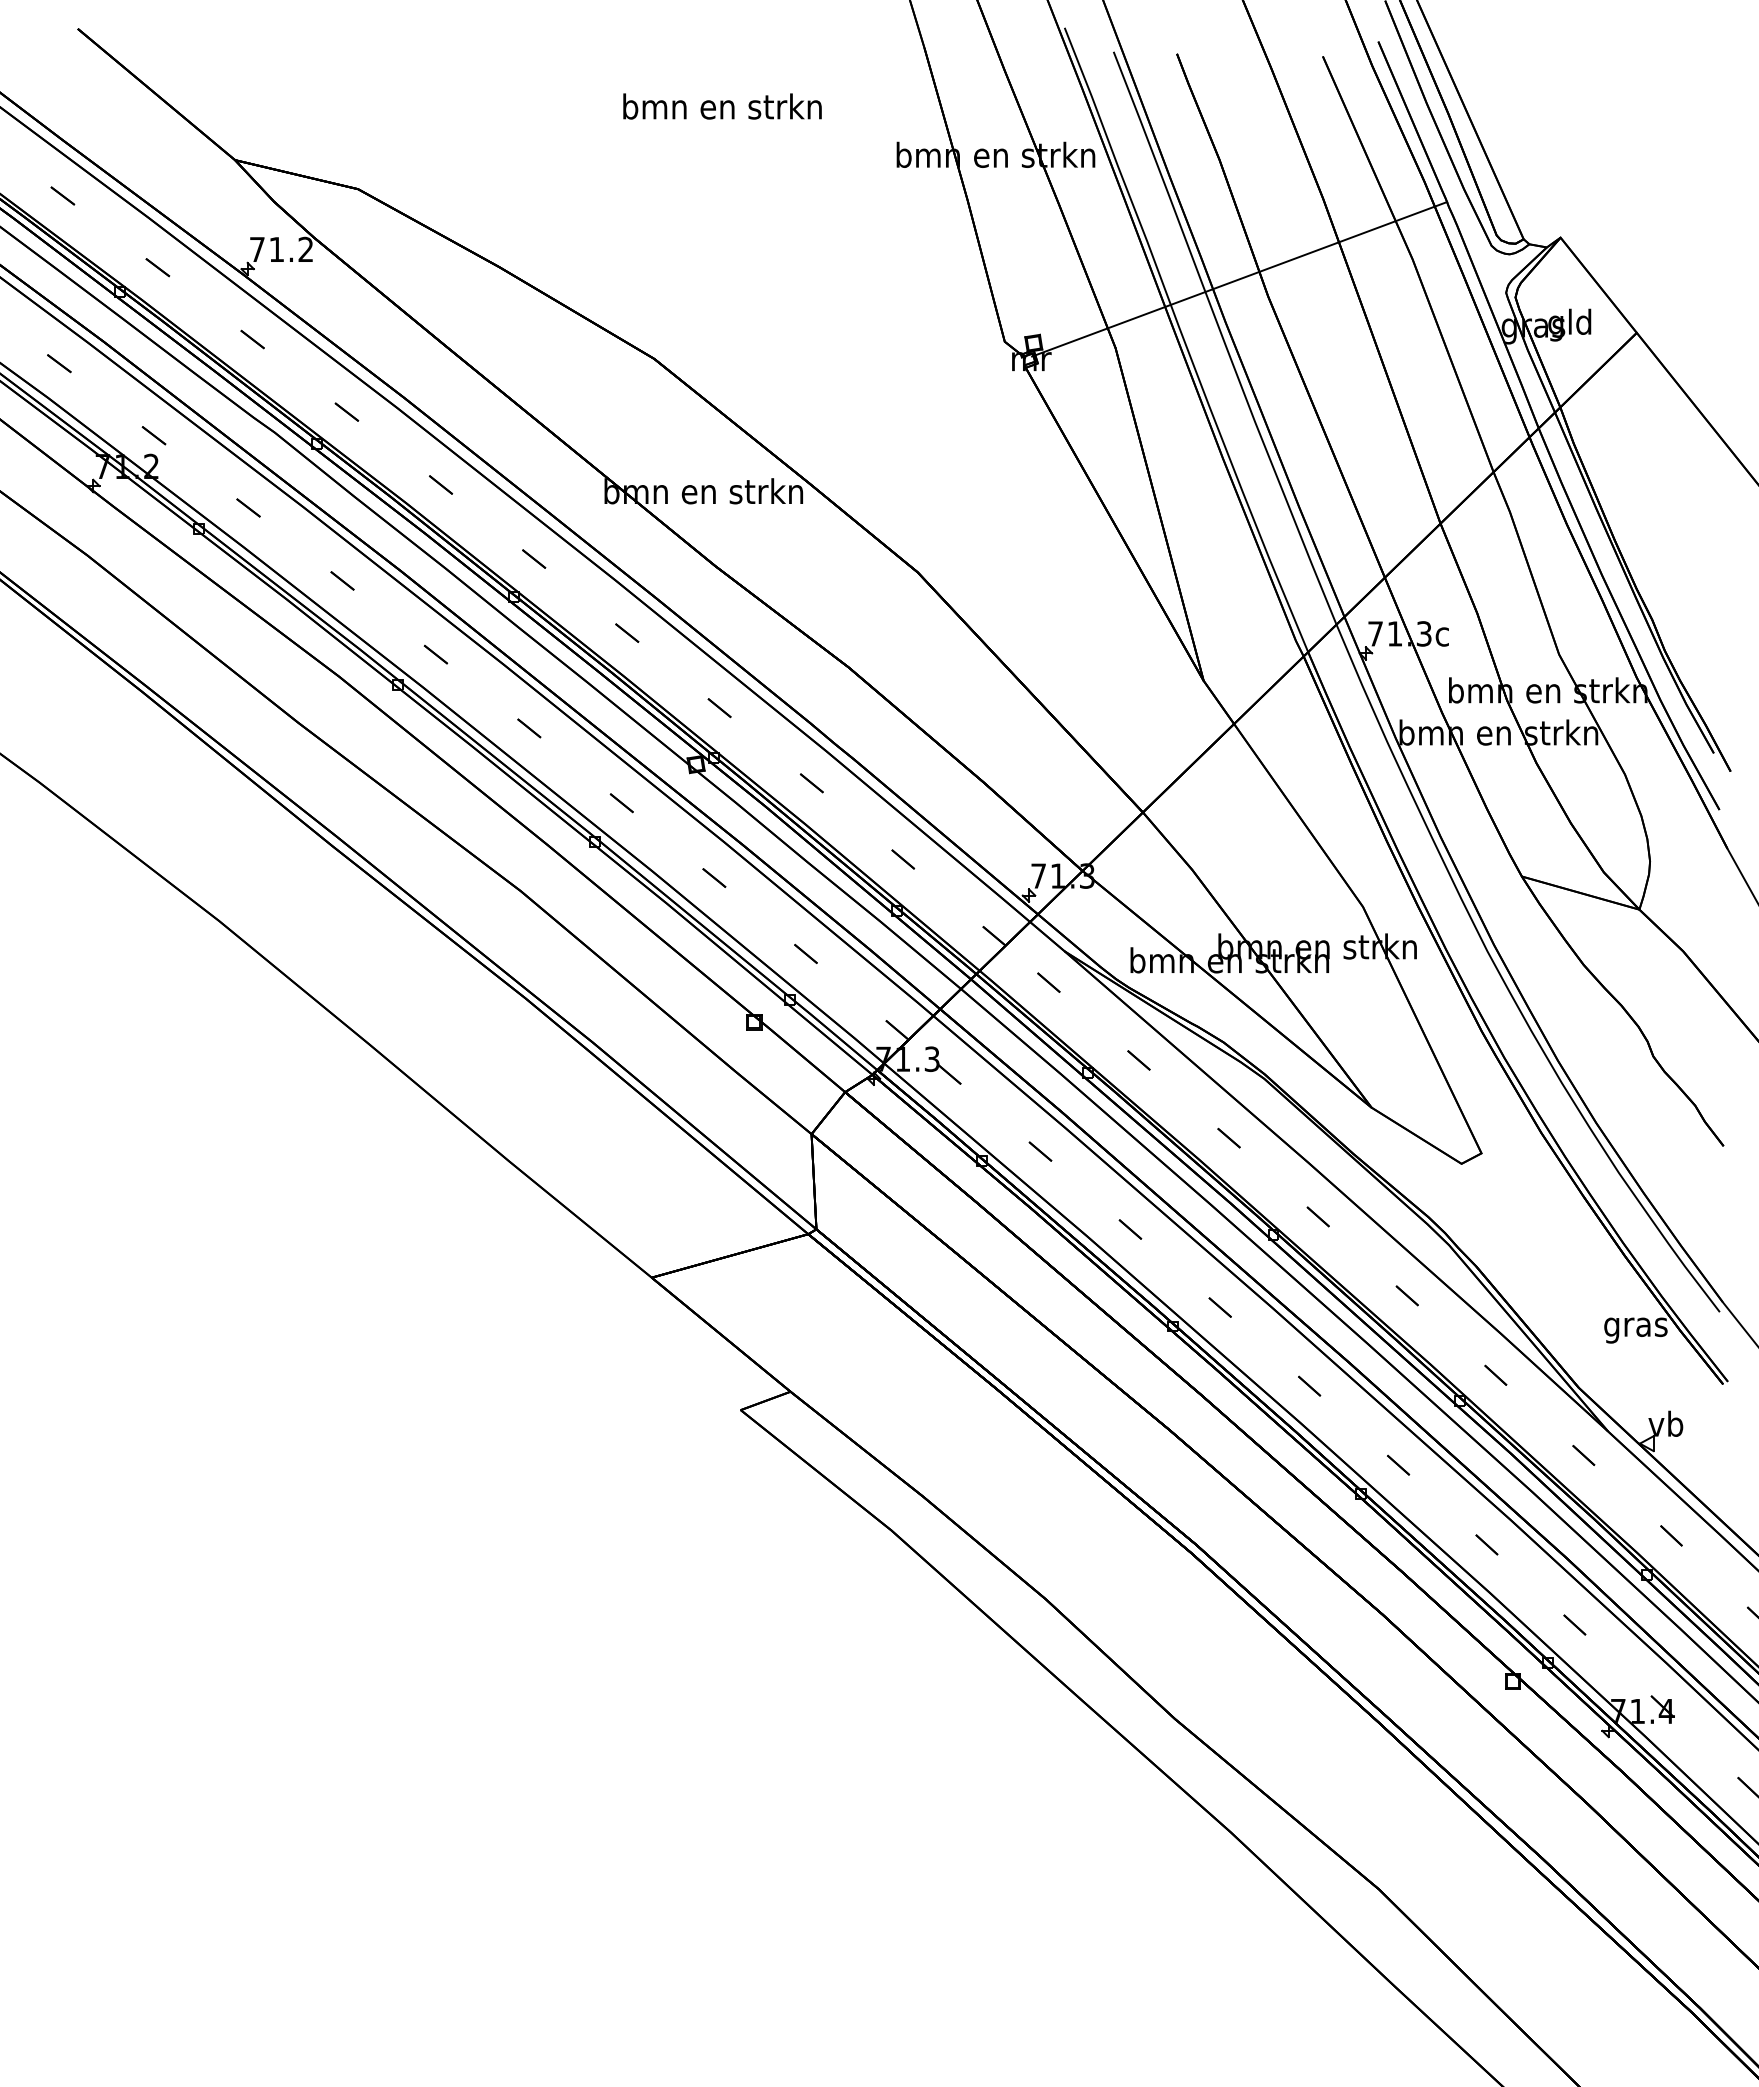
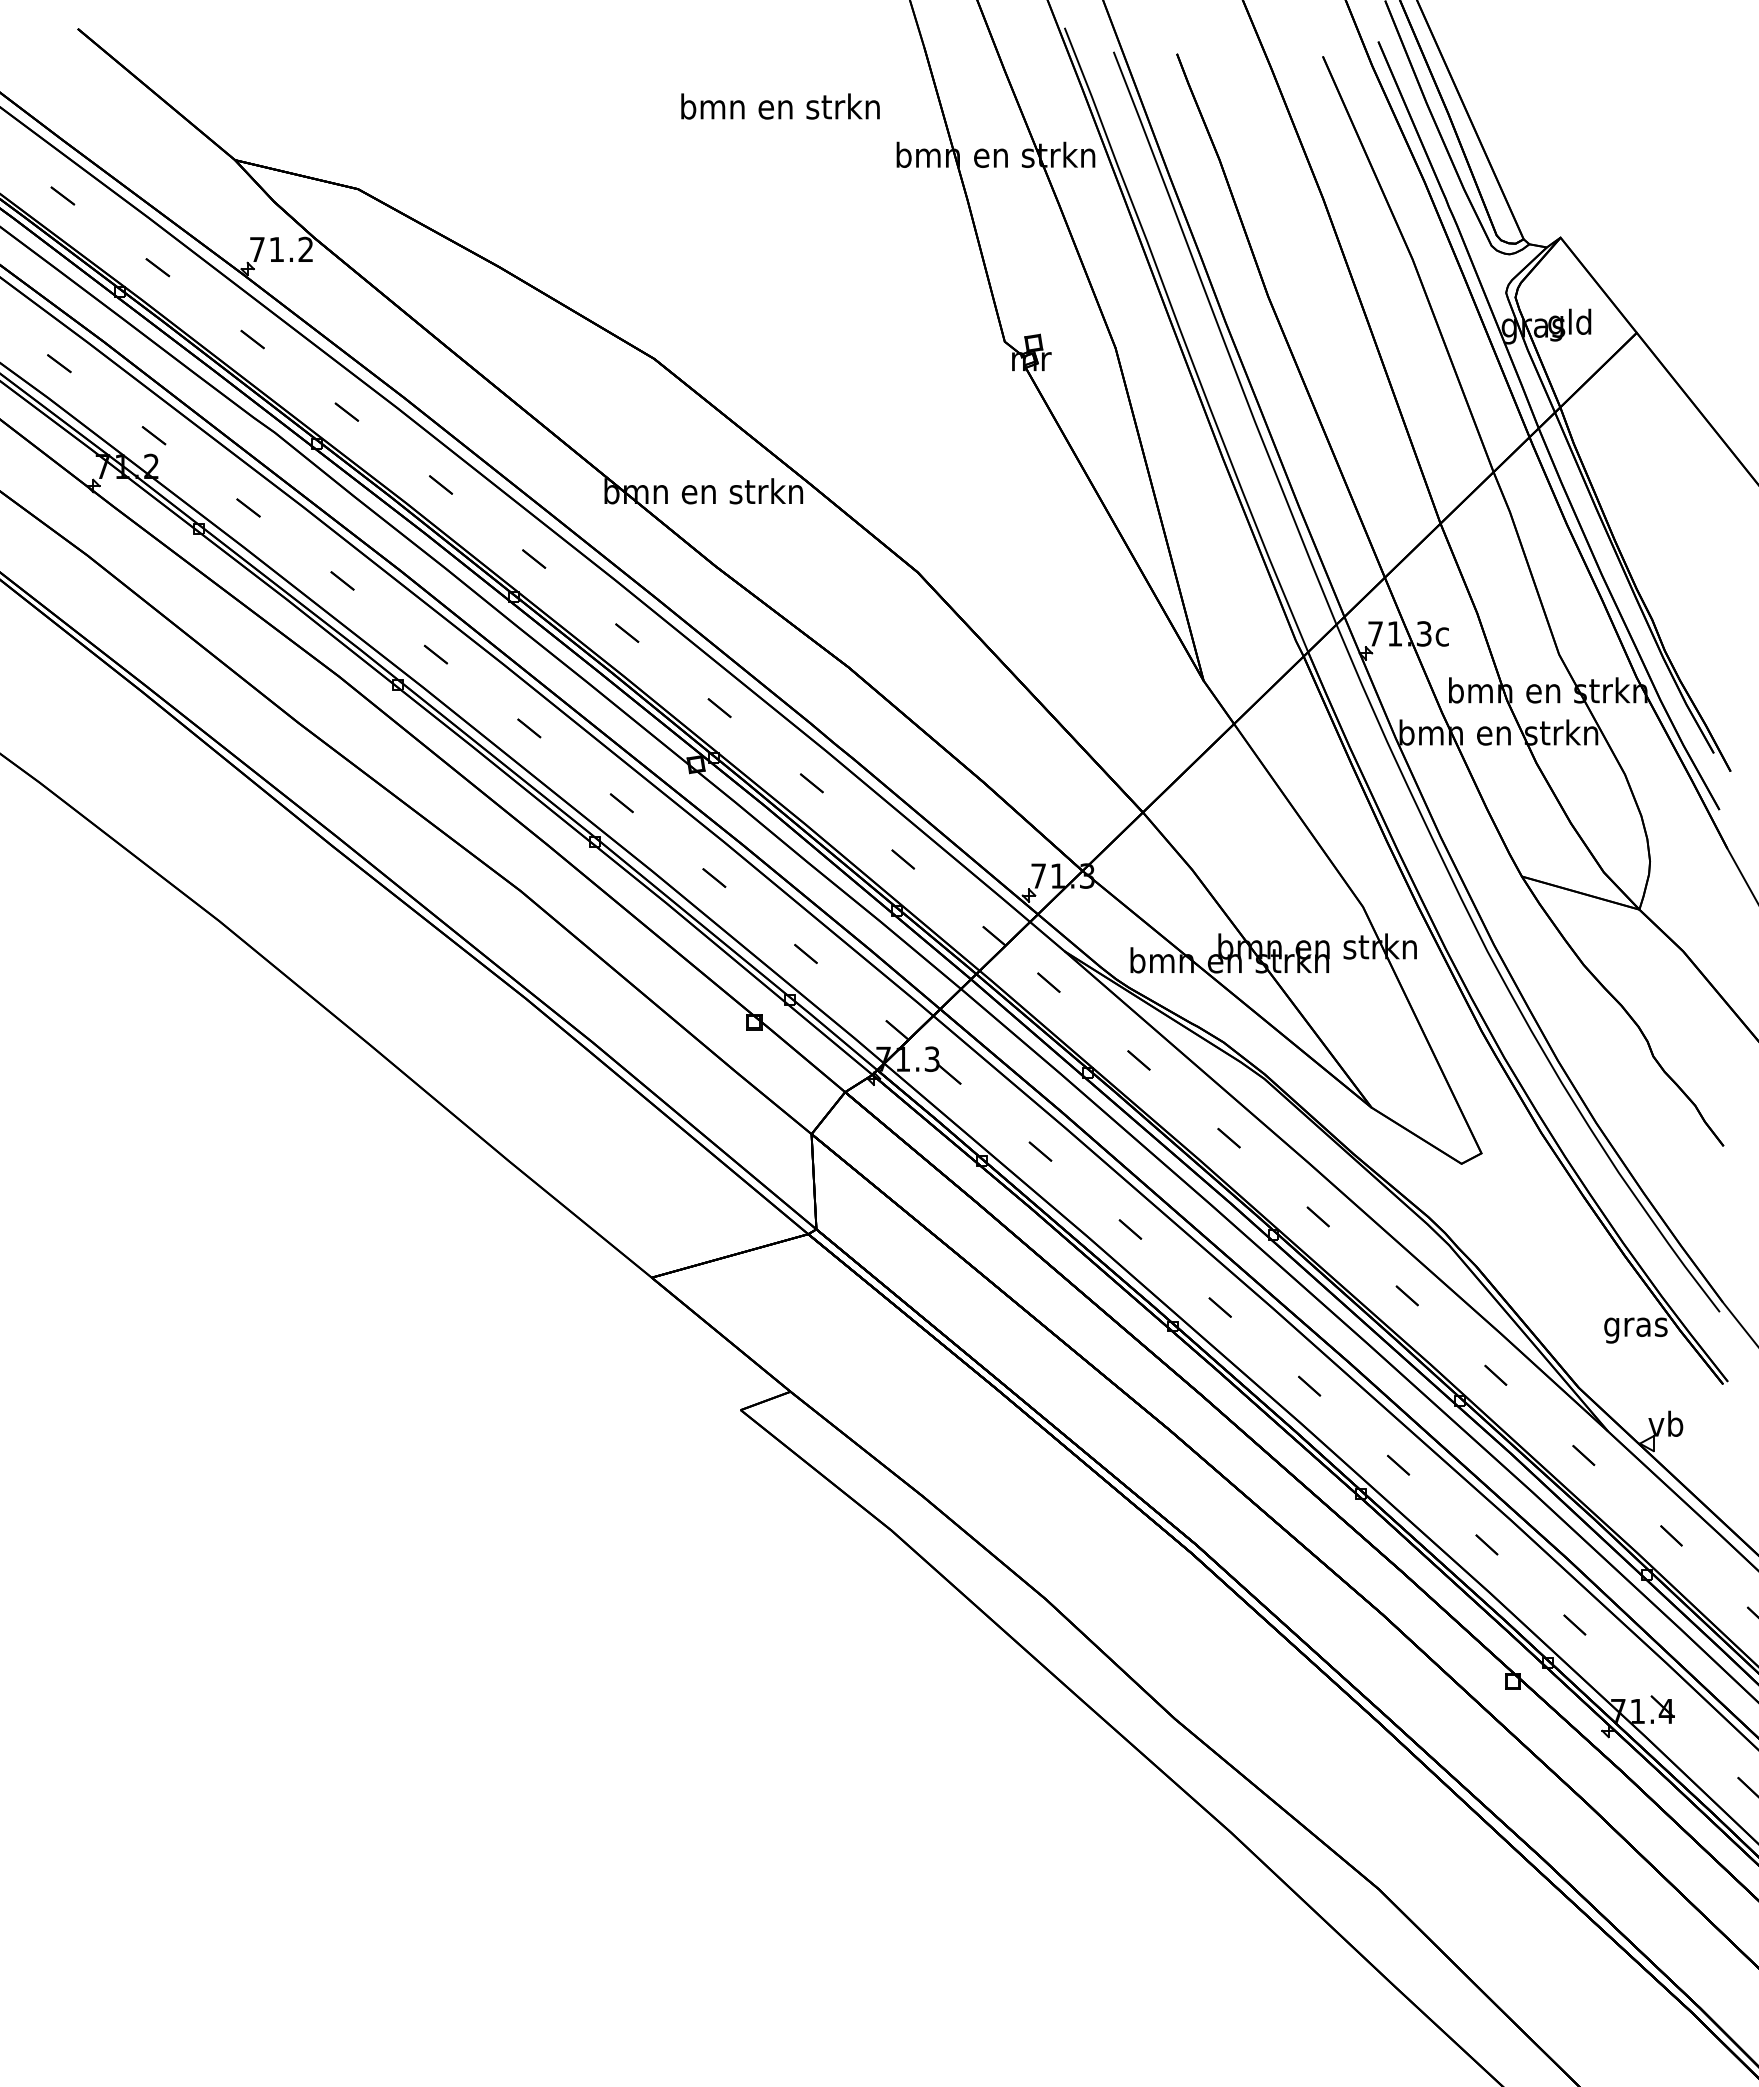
text position: (722, 106) -> (780, 106) (780, 106)
line: present -> none (1239, 279)
